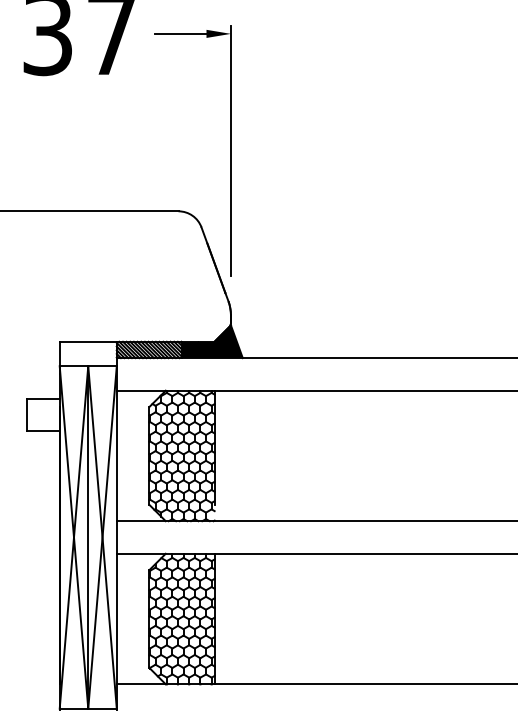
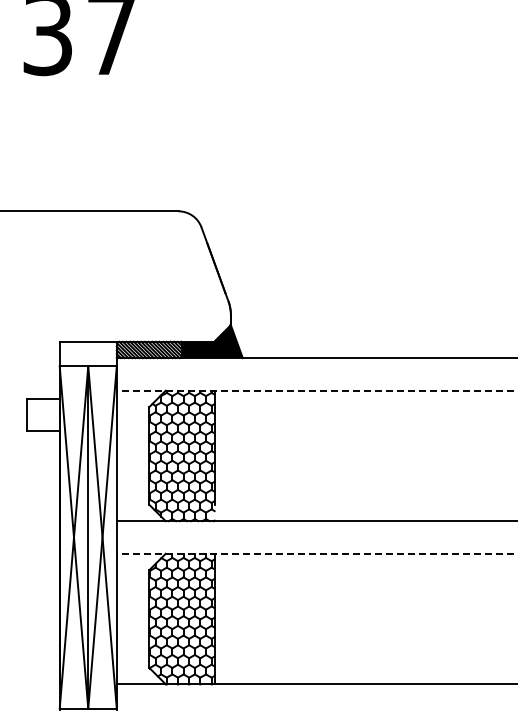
part: present -> none (230, 150)
line: solid -> dashed (316, 390)
line: solid -> dashed (316, 553)
